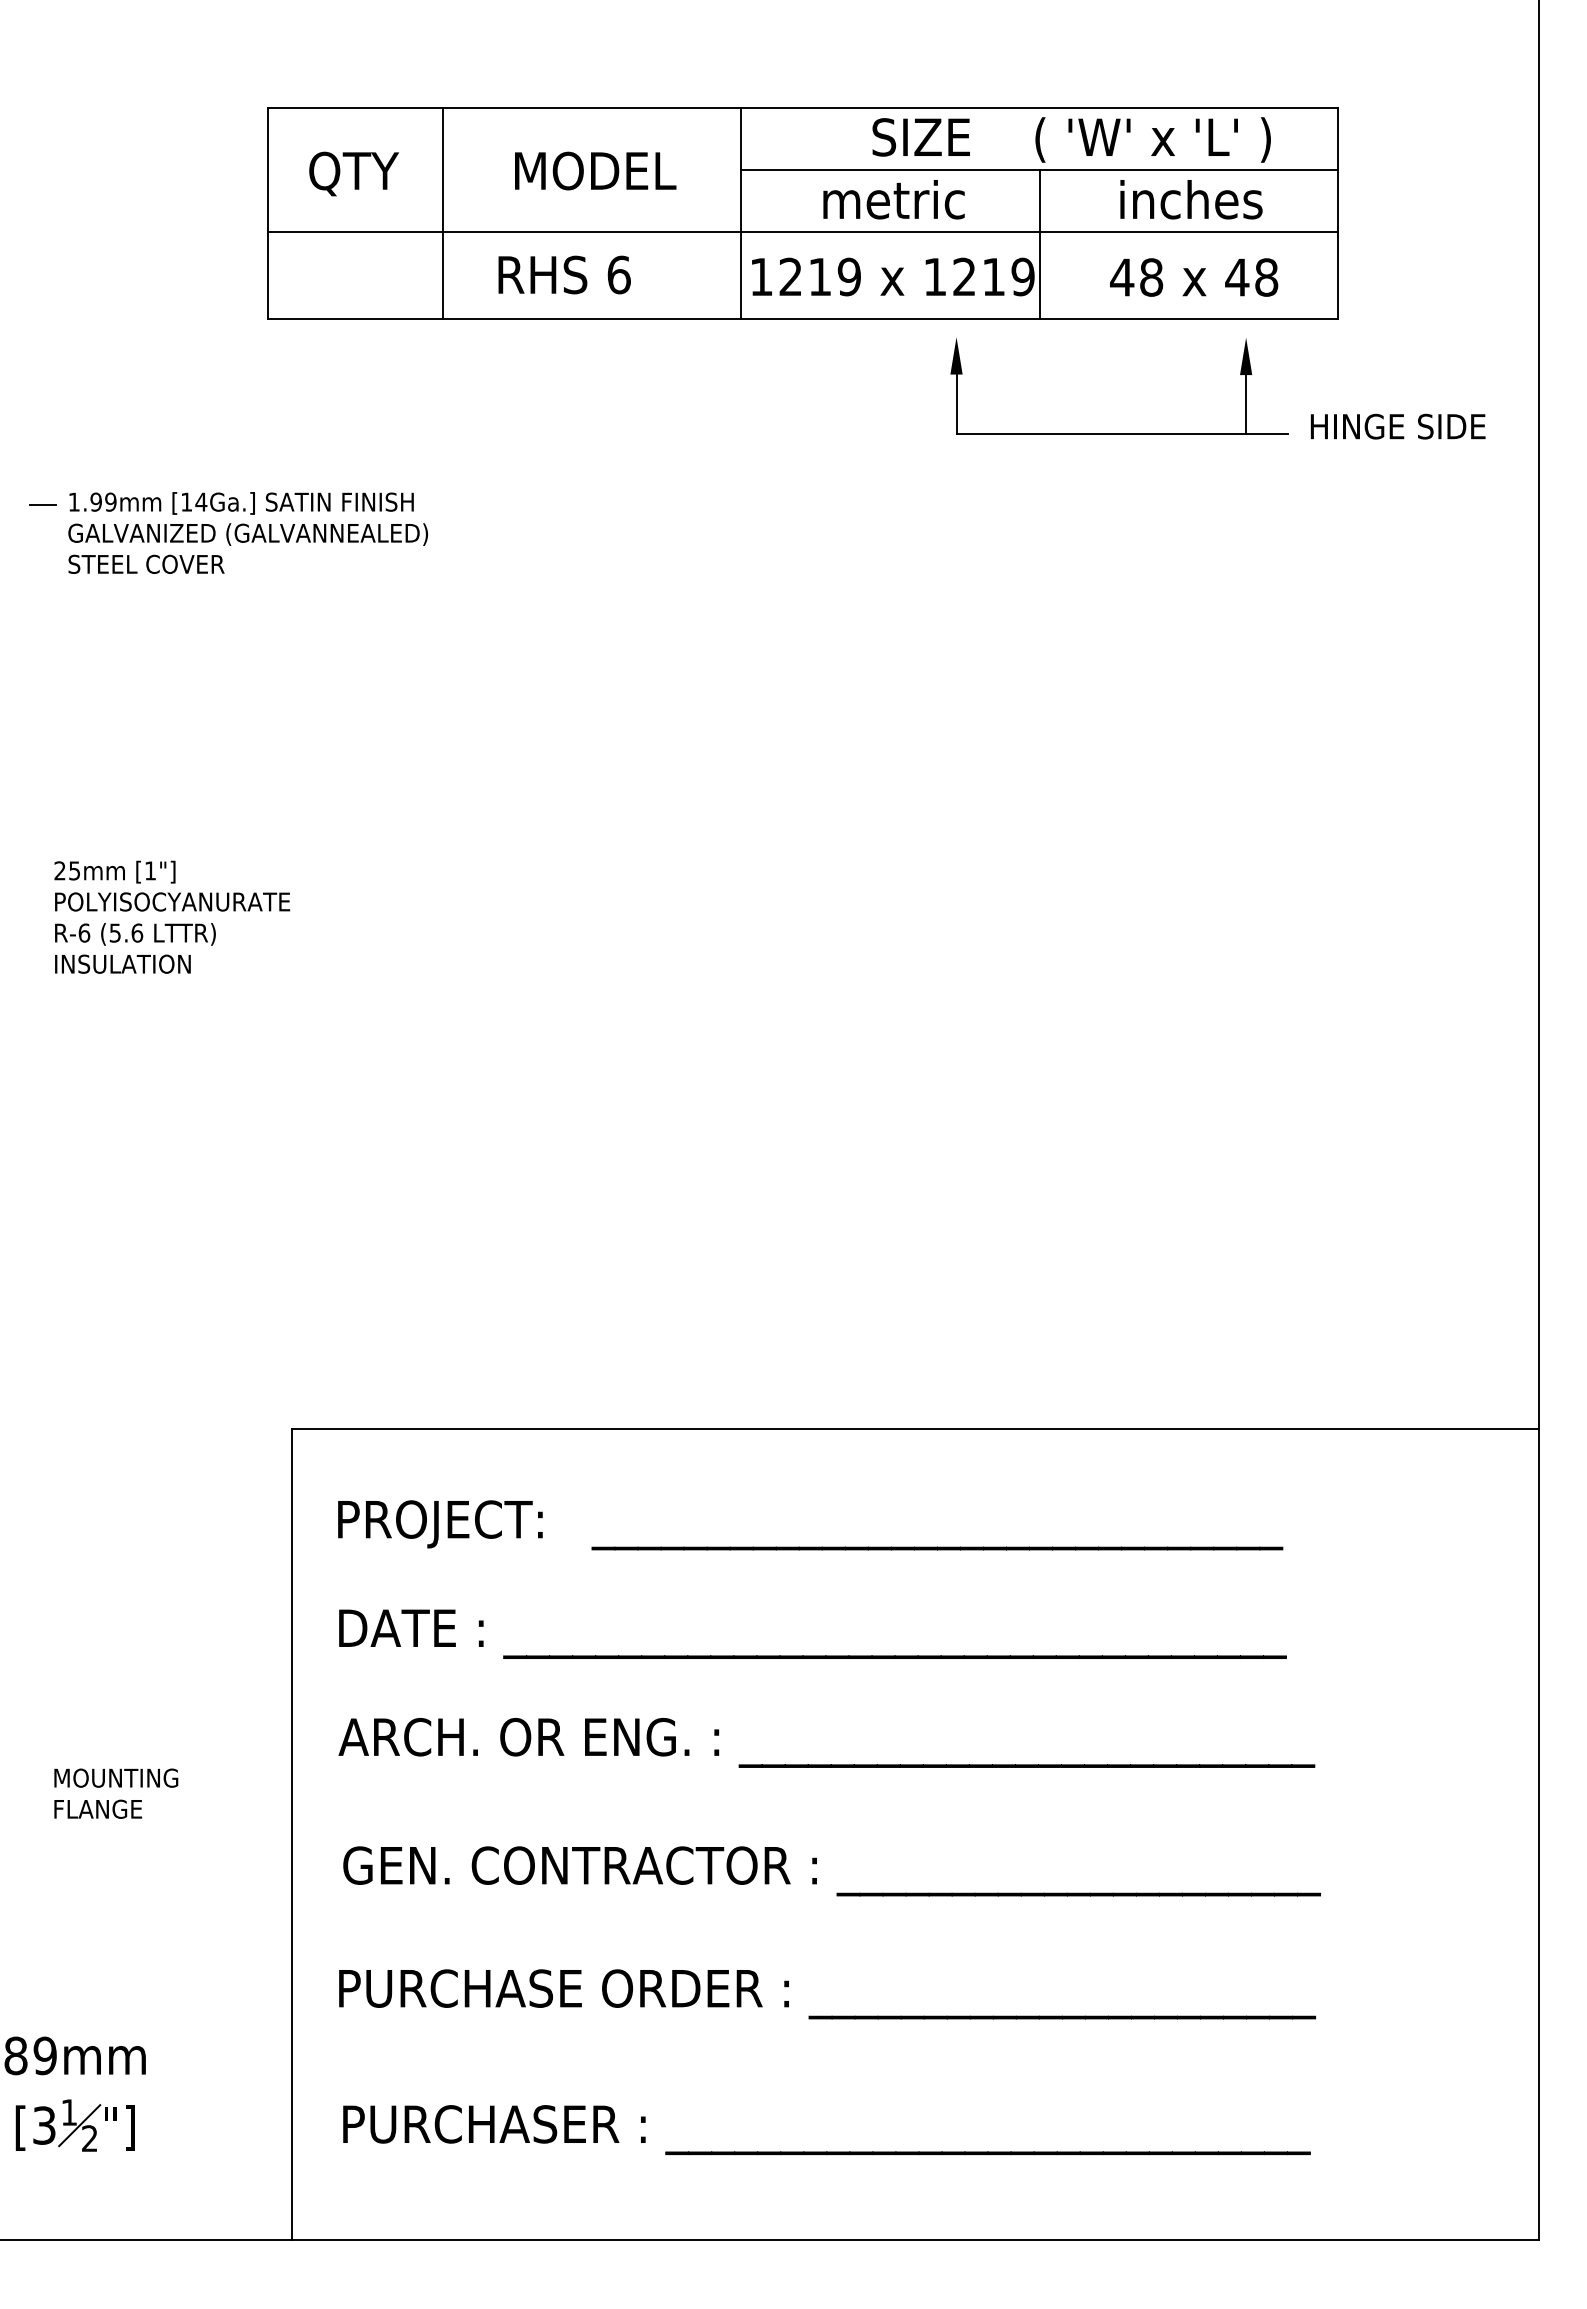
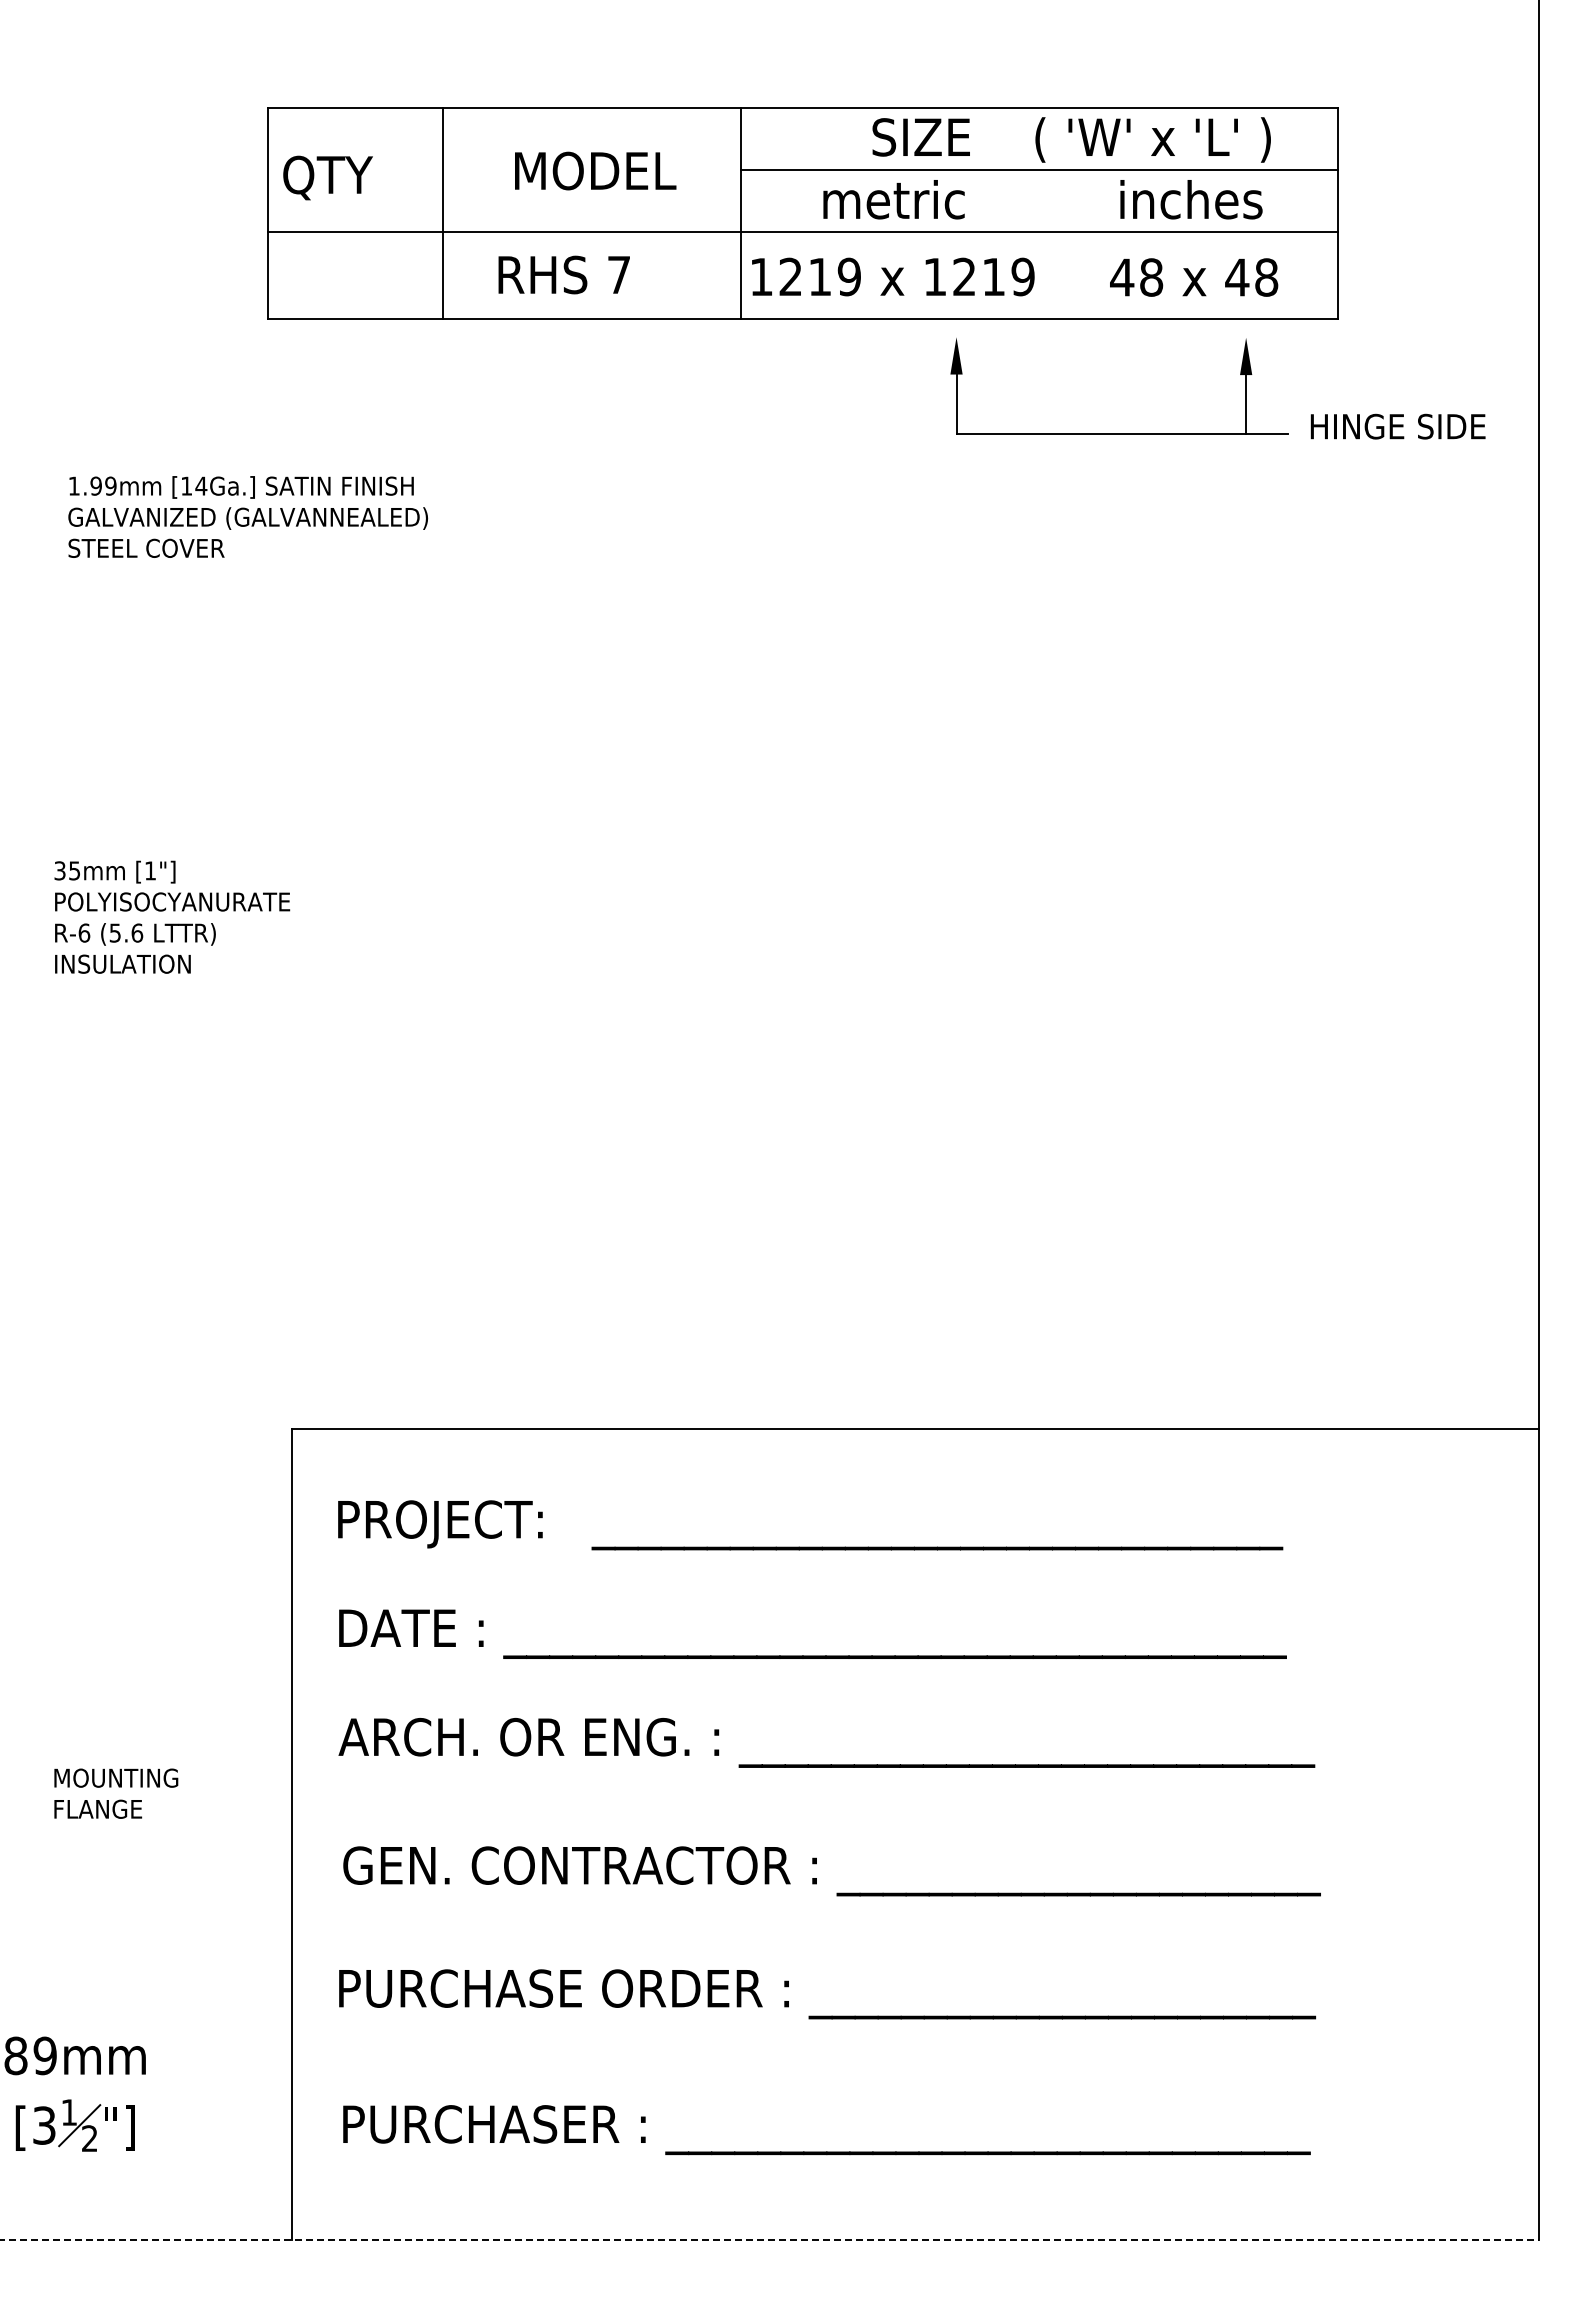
text position: (353, 173) -> (327, 177) (327, 177)
line: present -> none (1039, 244)
text: 6 -> 7 (618, 274)
line: present -> none (42, 504)
text position: (247, 532) -> (247, 516) (247, 516)
text: 25mm -> 35mm (59, 870)
line: solid -> dashed (770, 2239)
